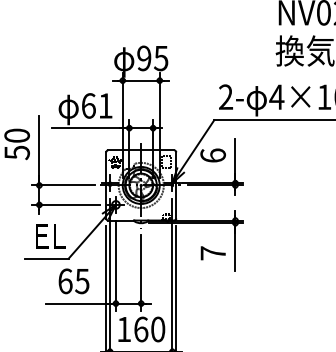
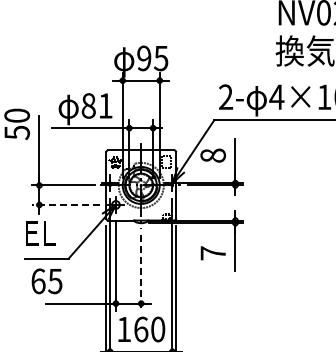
text: 61 -> 81 (88, 105)
text position: (16, 144) -> (16, 124) (16, 124)
text: 6 -> 8 (212, 155)
line: solid -> dashed (65, 204)
text position: (50, 236) -> (40, 233) (40, 233)
line: solid -> dashed (141, 273)
text position: (73, 281) -> (46, 281) (46, 281)
